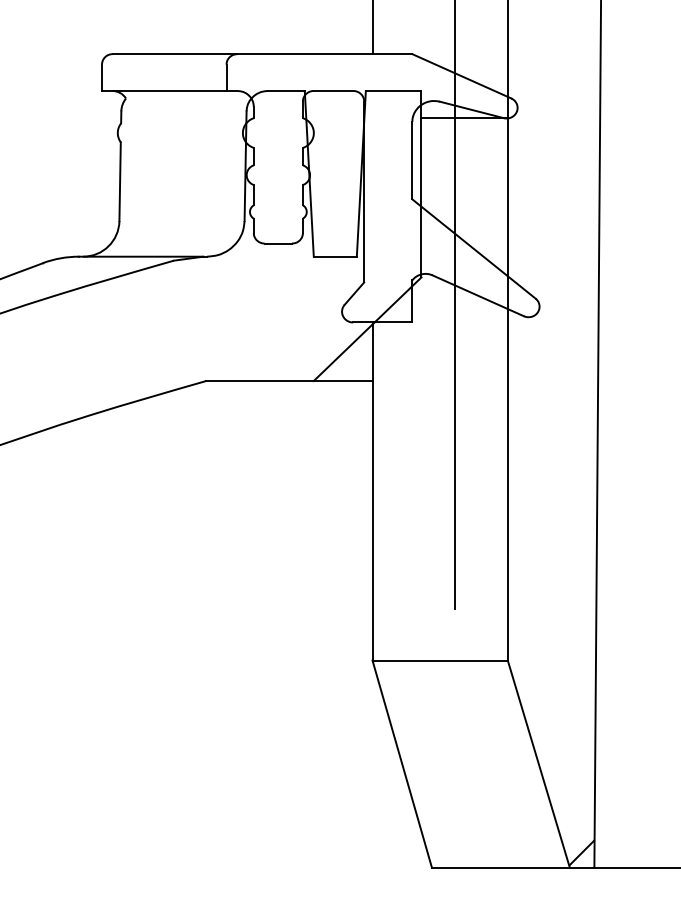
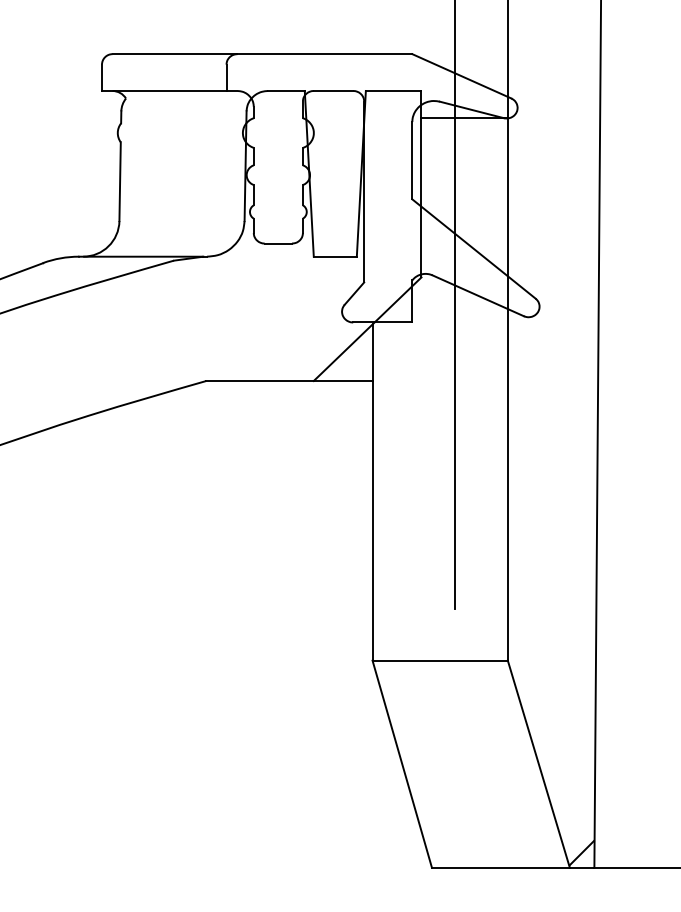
line: present -> none (372, 28)
